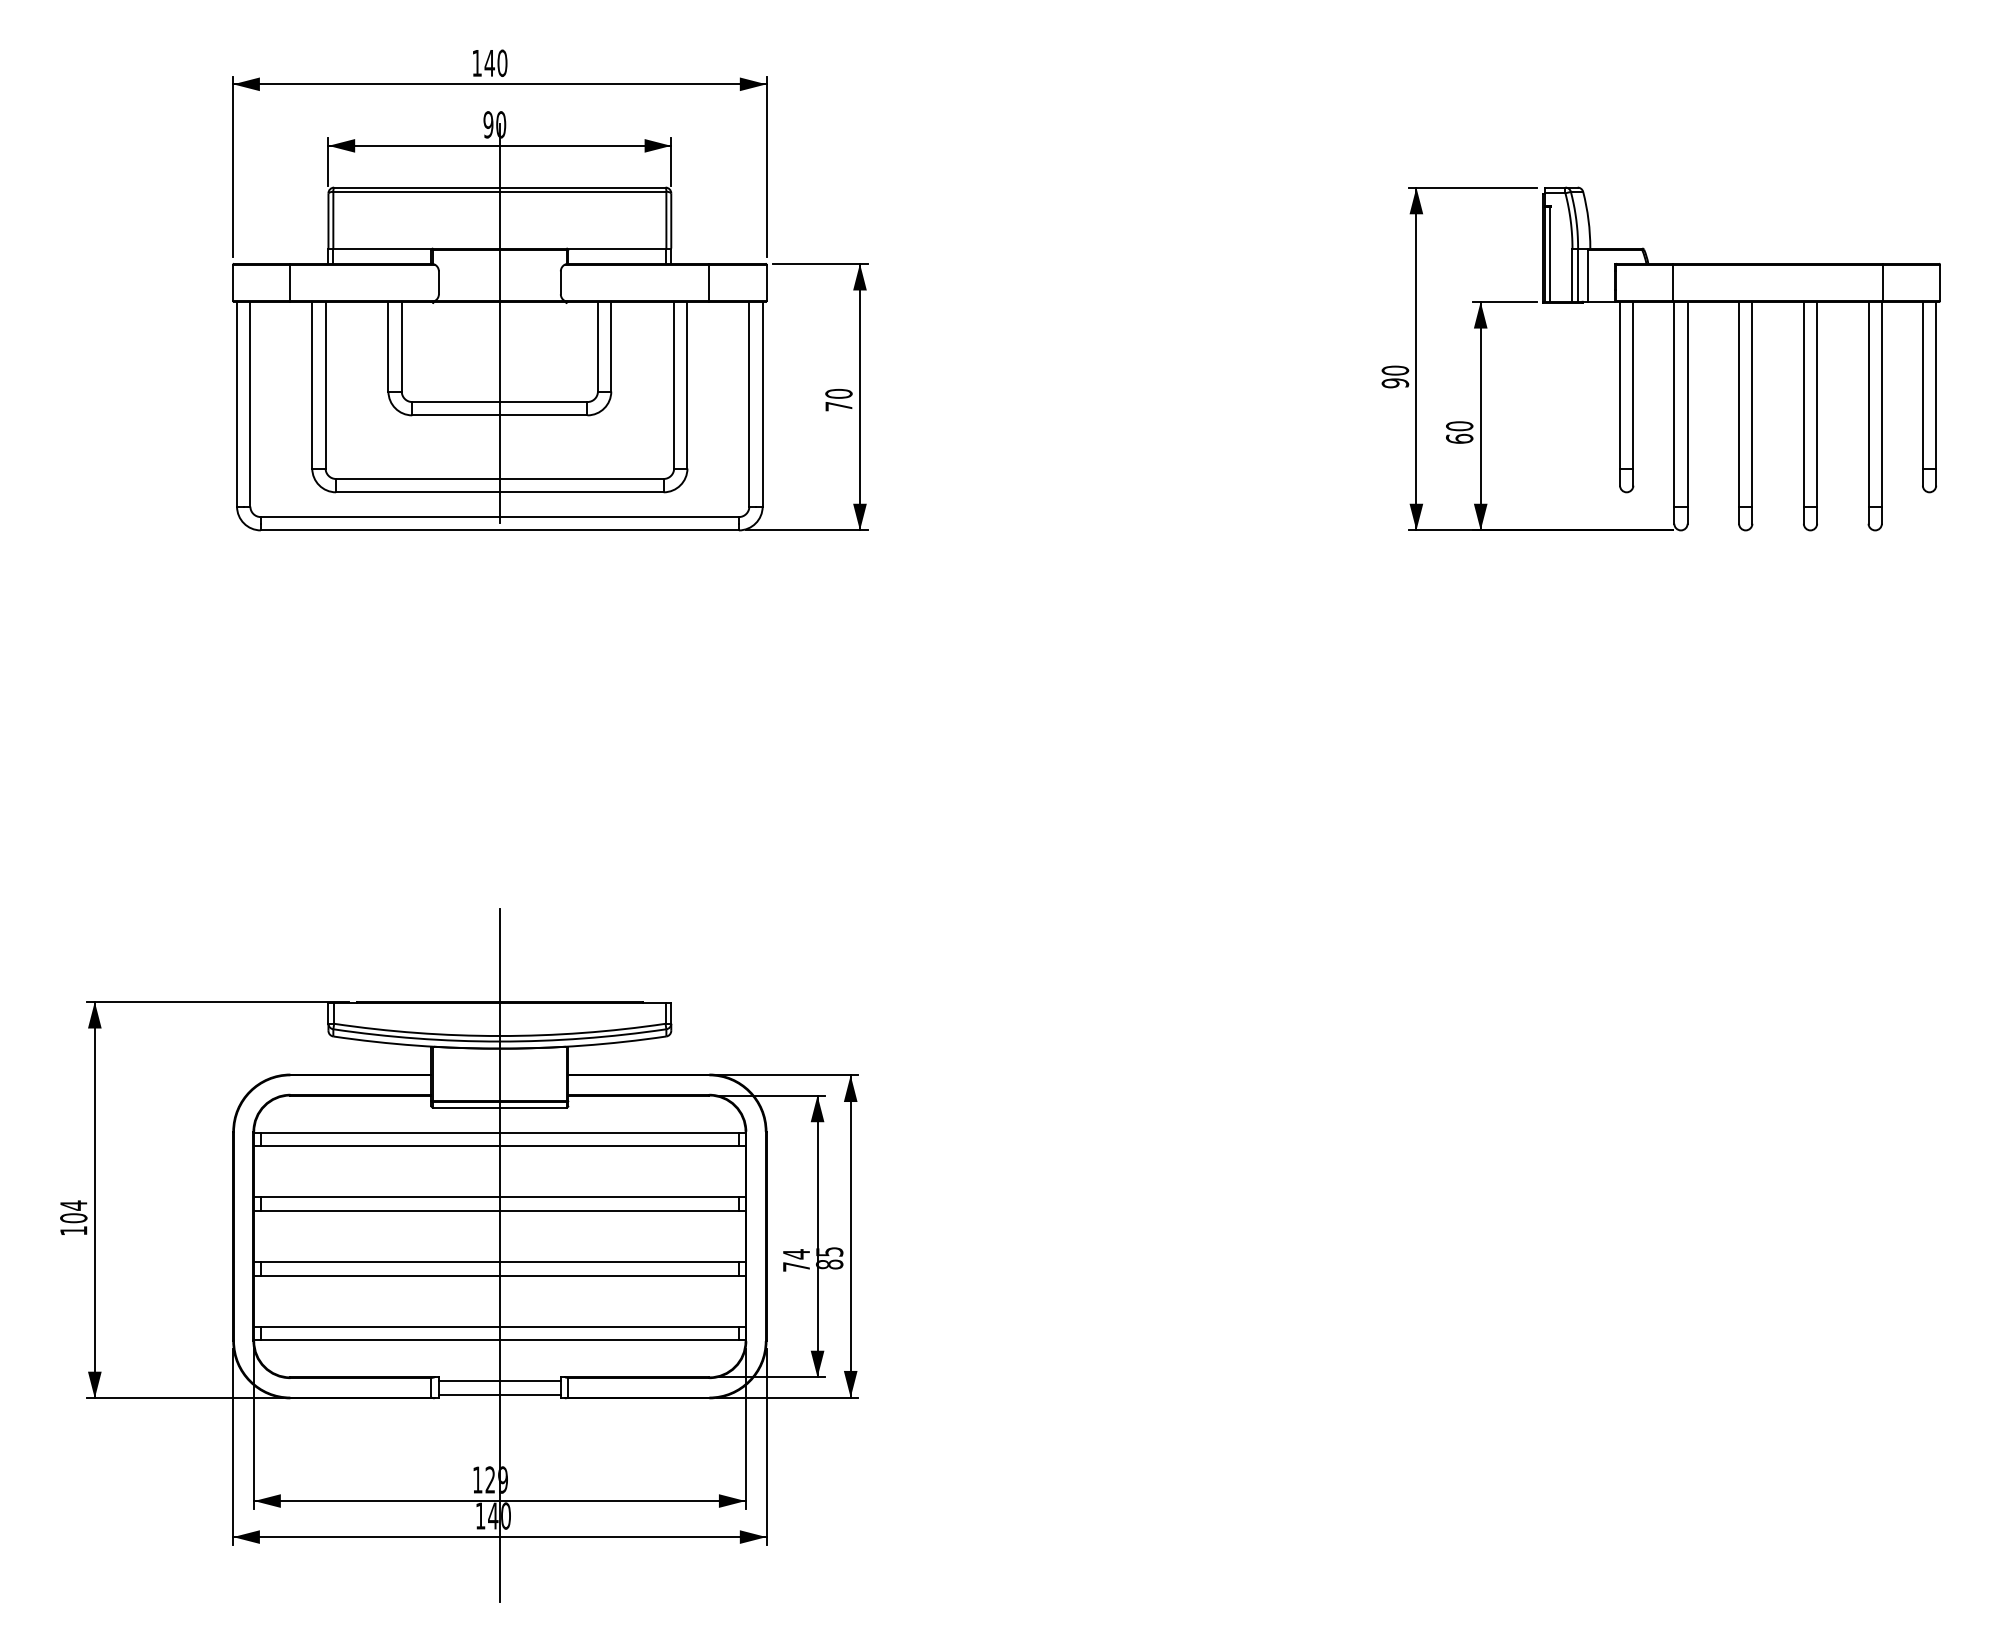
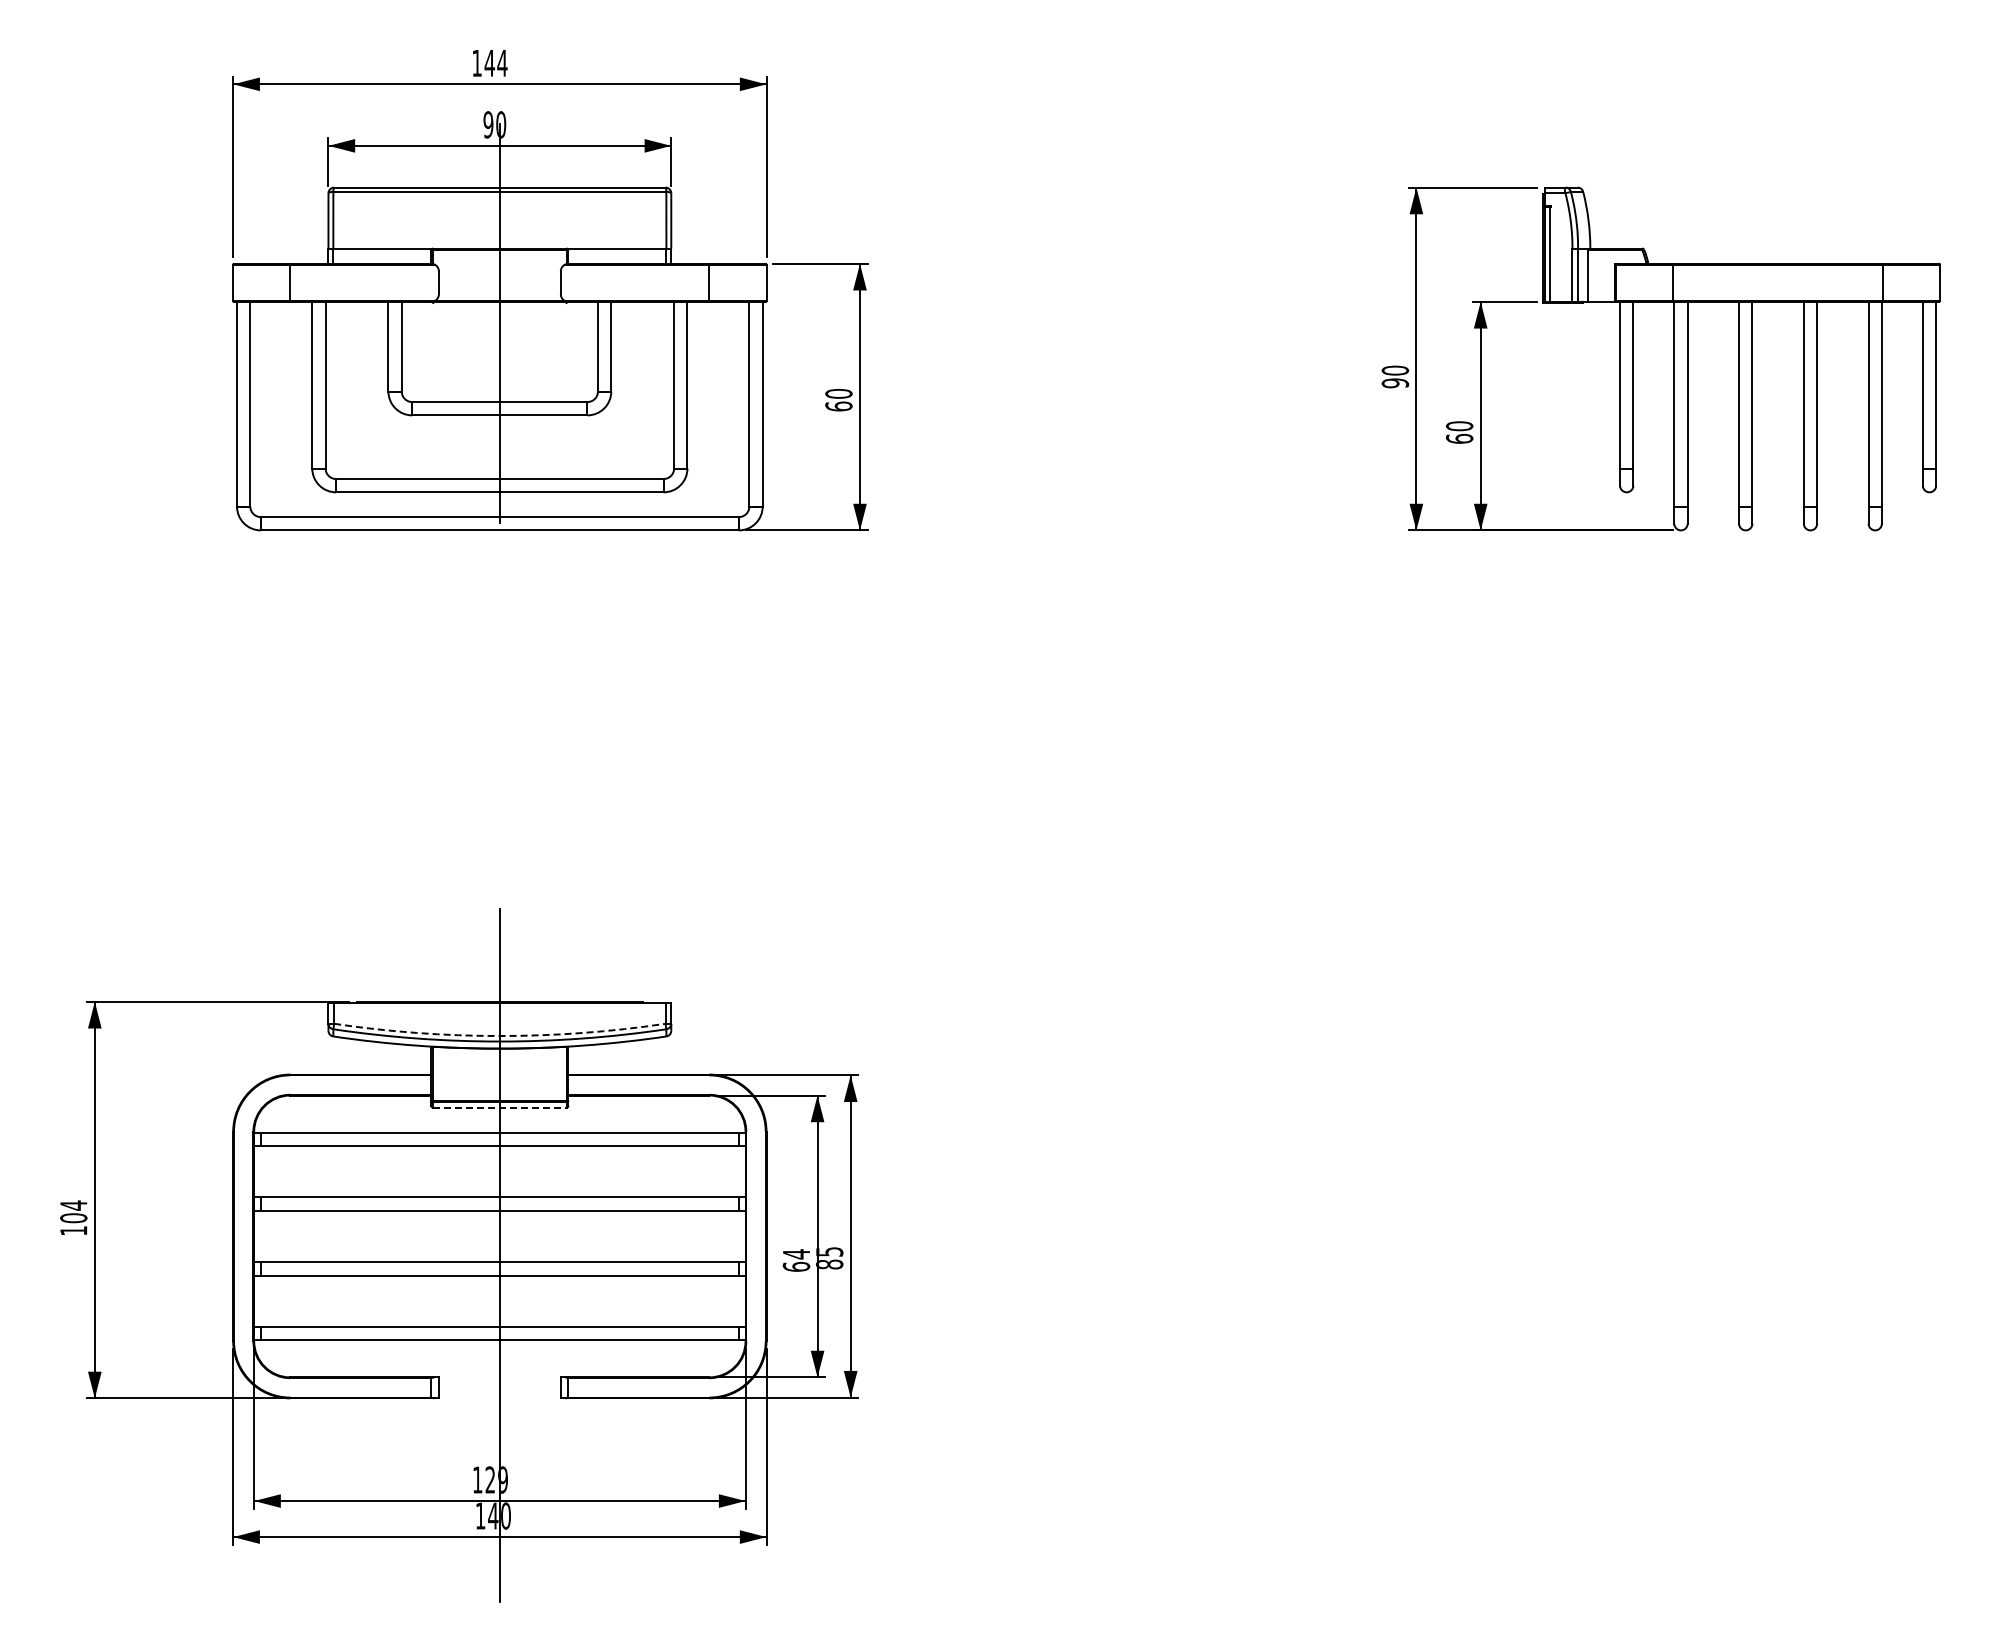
text: 140 -> 144 (502, 63)
text: 70 -> 60 (838, 406)
arc: solid -> dashed (499, 1036)
line: solid -> dashed (499, 1107)
text: 74 -> 64 (796, 1266)
line: present -> none (499, 1381)
line: present -> none (499, 1394)
